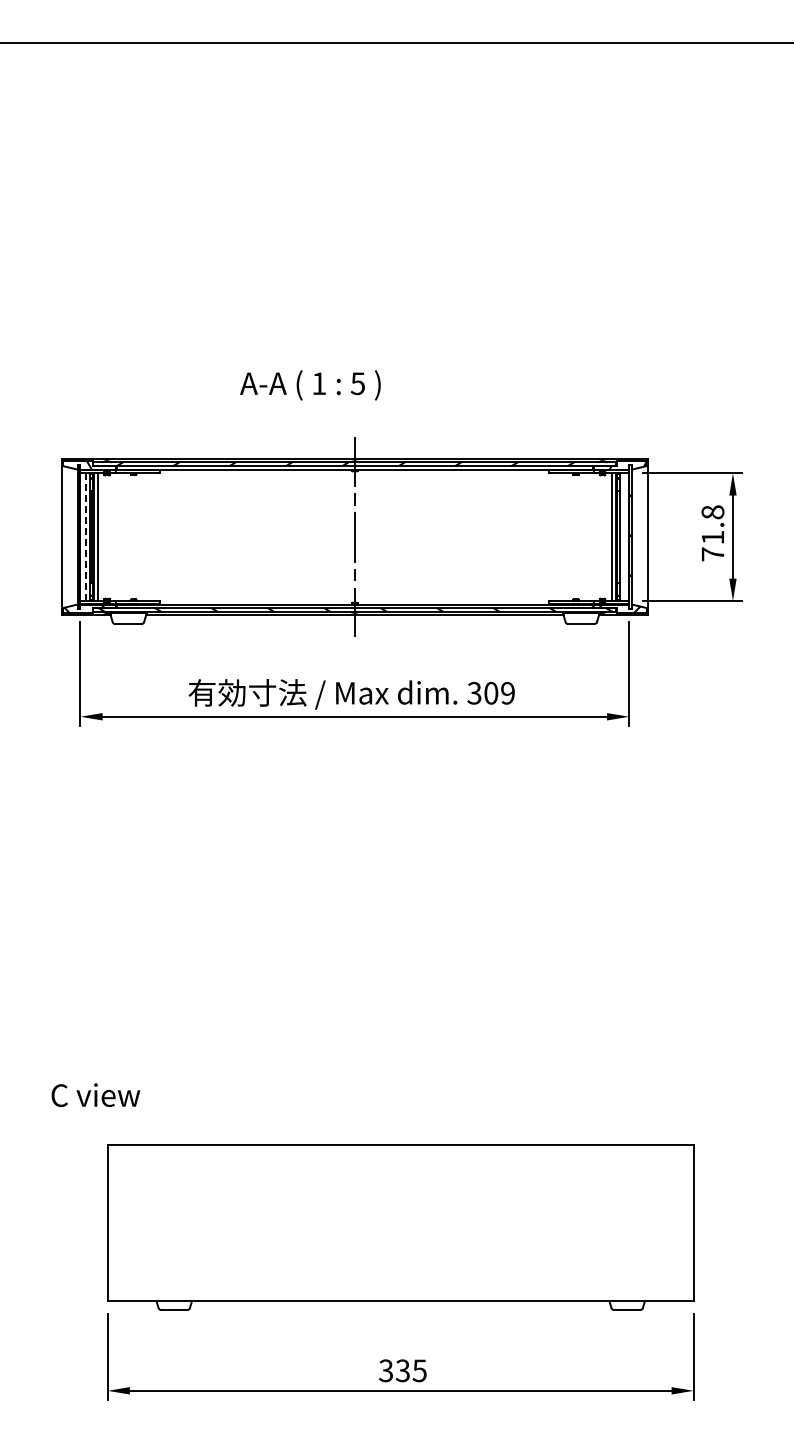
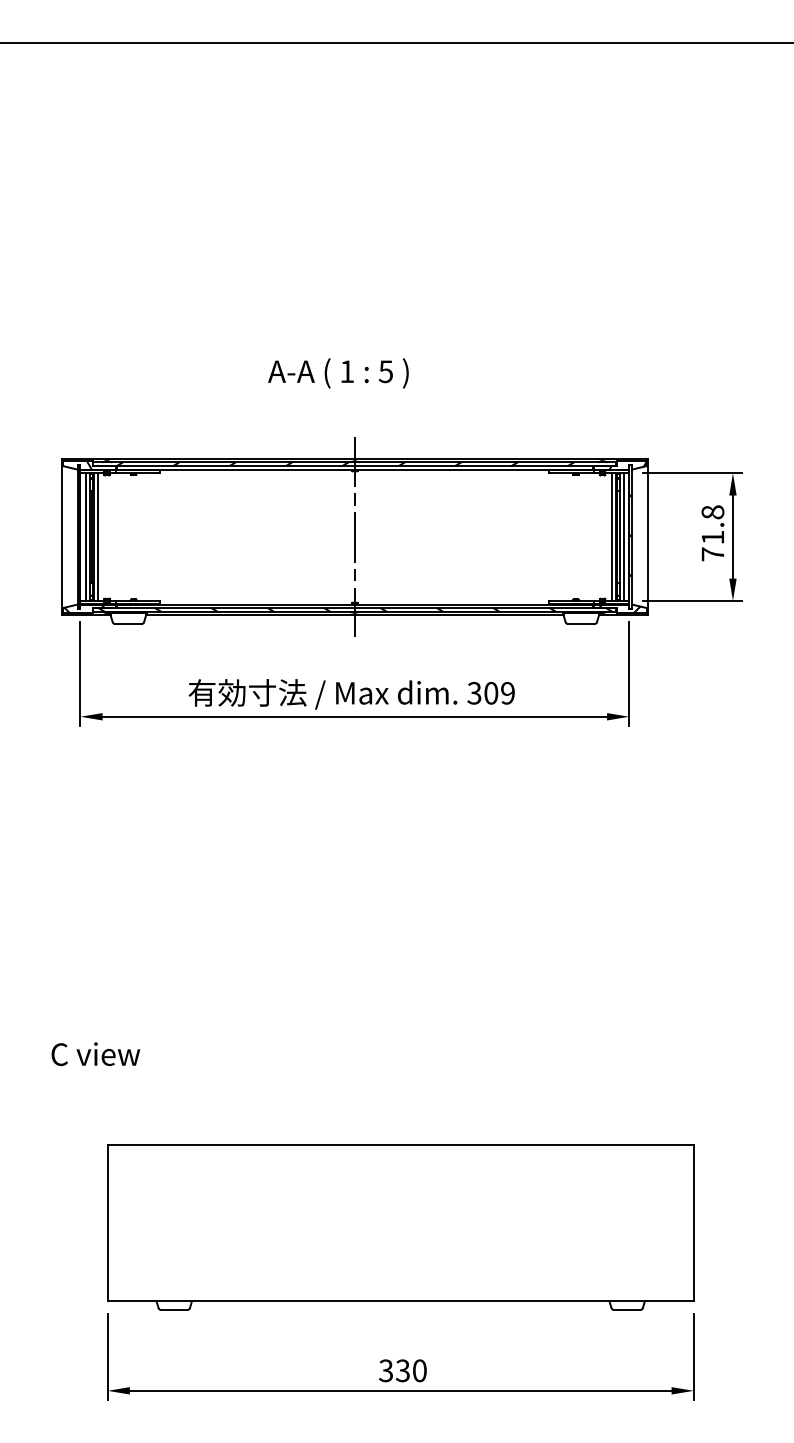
text position: (310, 385) -> (338, 373) (338, 373)
line: none -> present (623, 536)
line: dashed -> solid (85, 537)
text position: (95, 1094) -> (95, 1053) (95, 1053)
text: 335 -> 330 (419, 1370)
